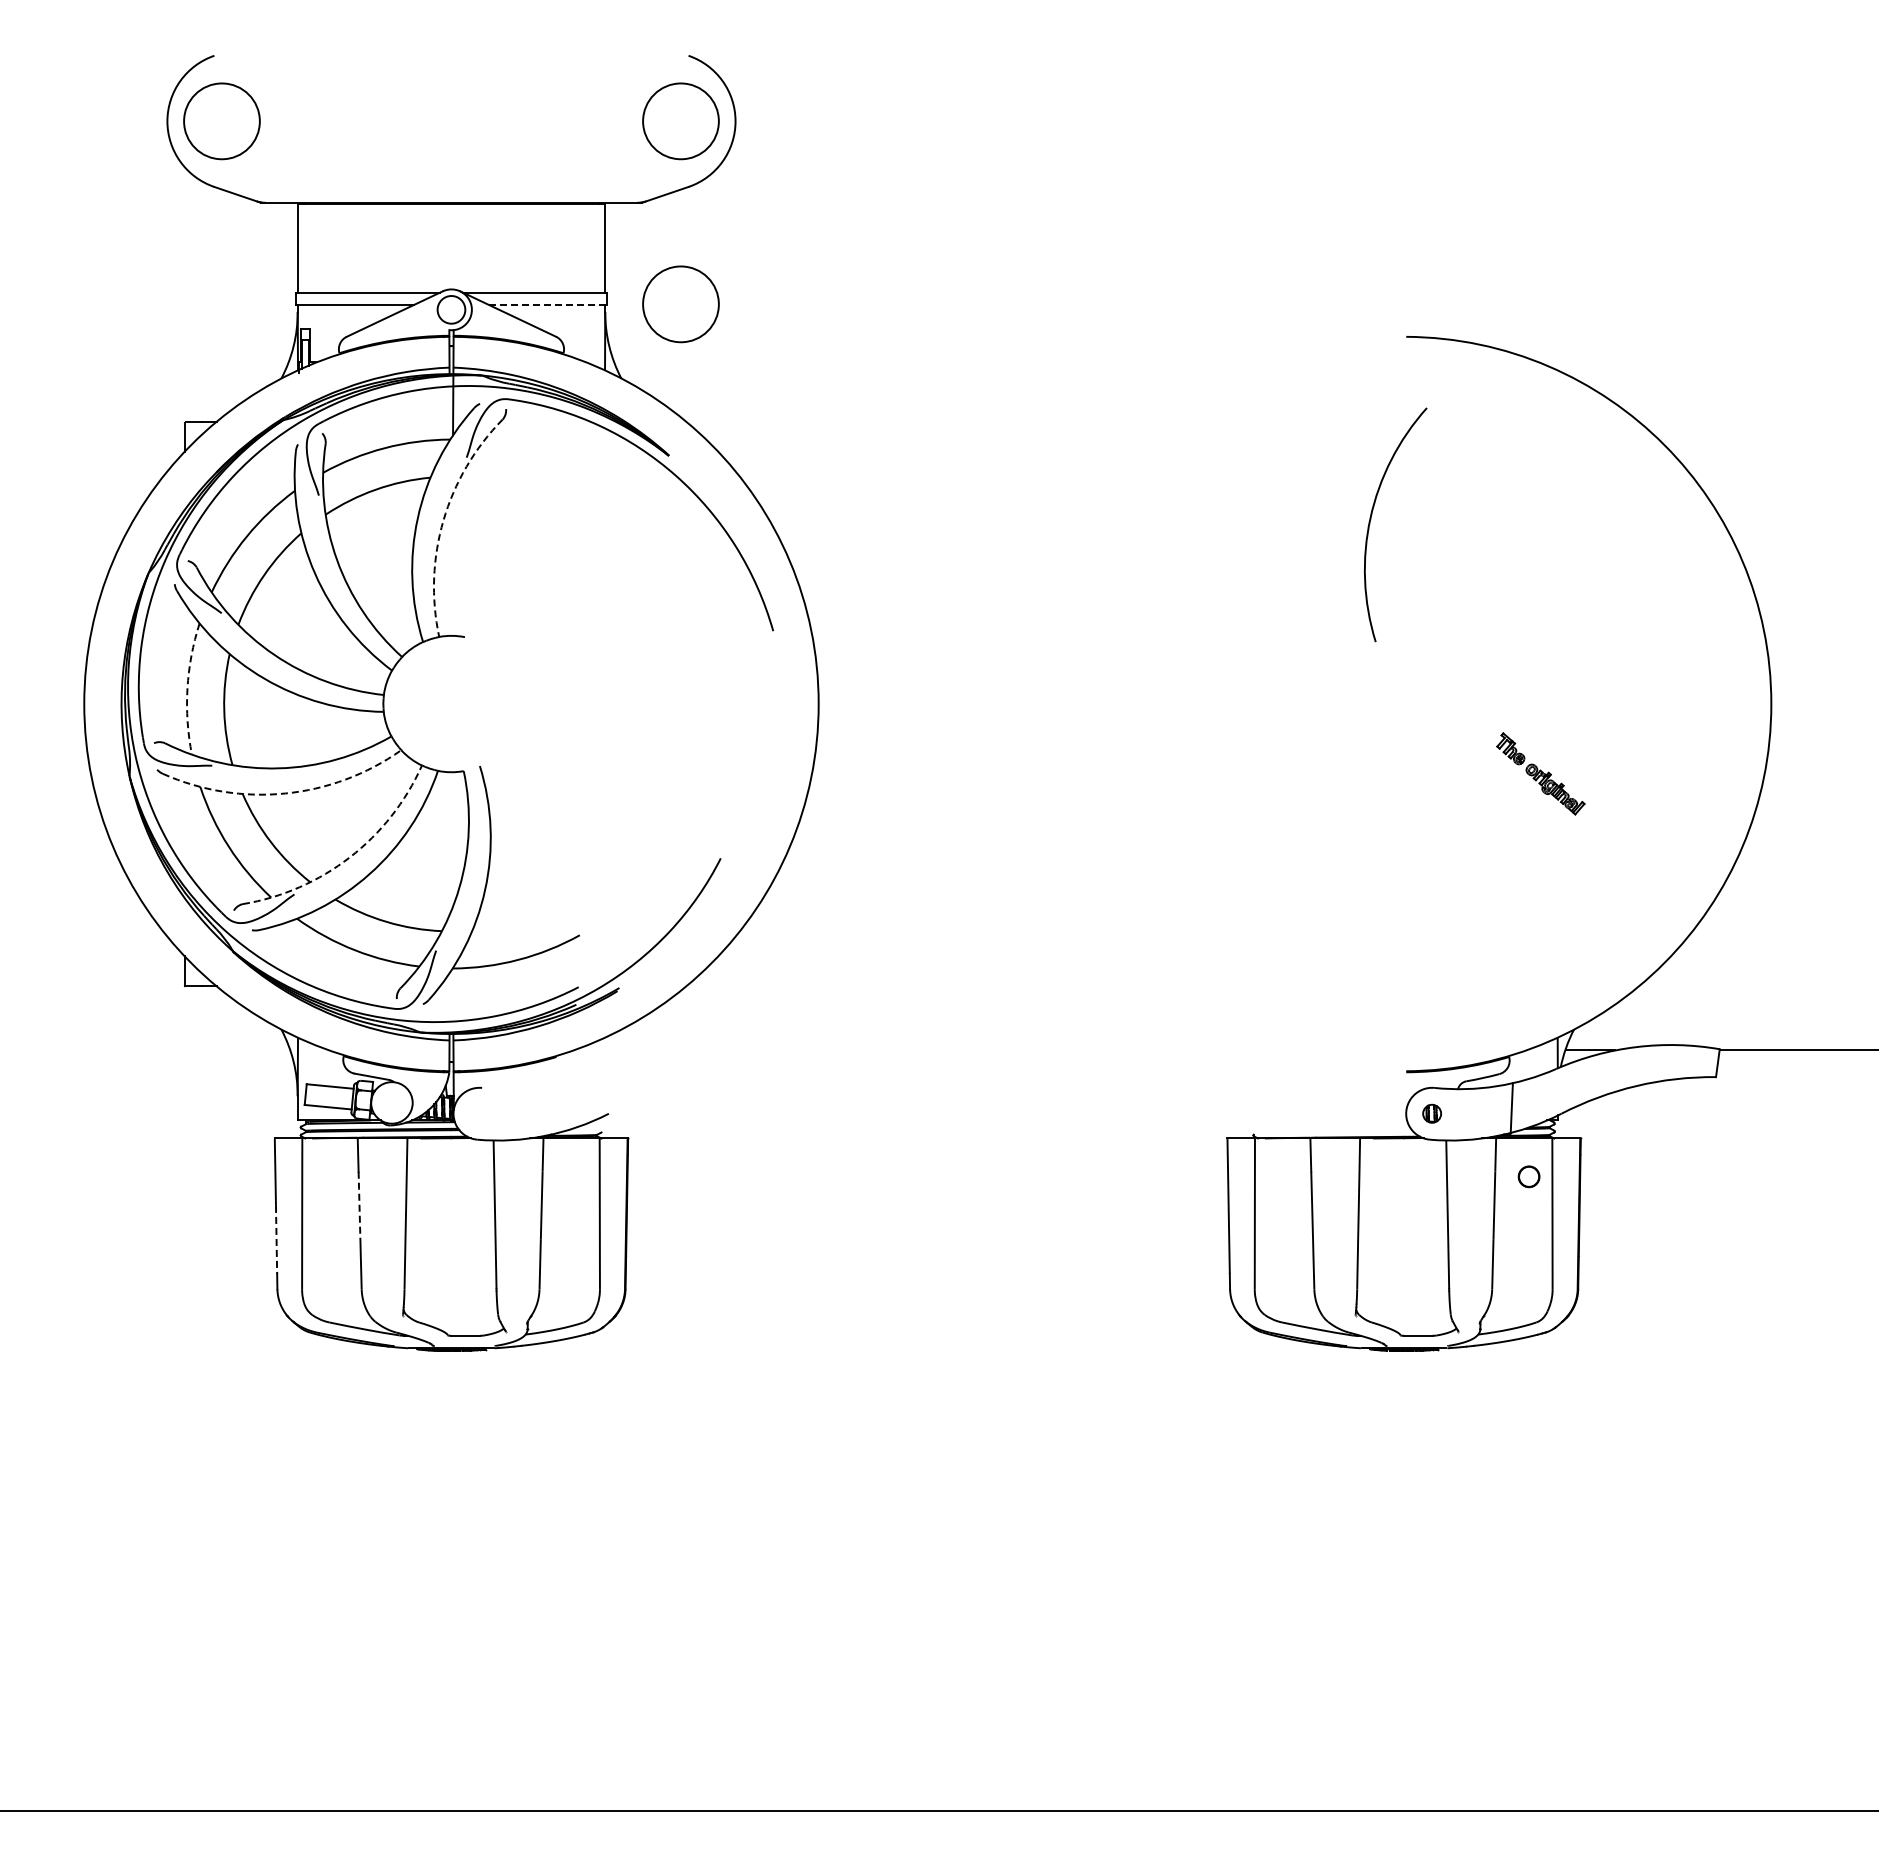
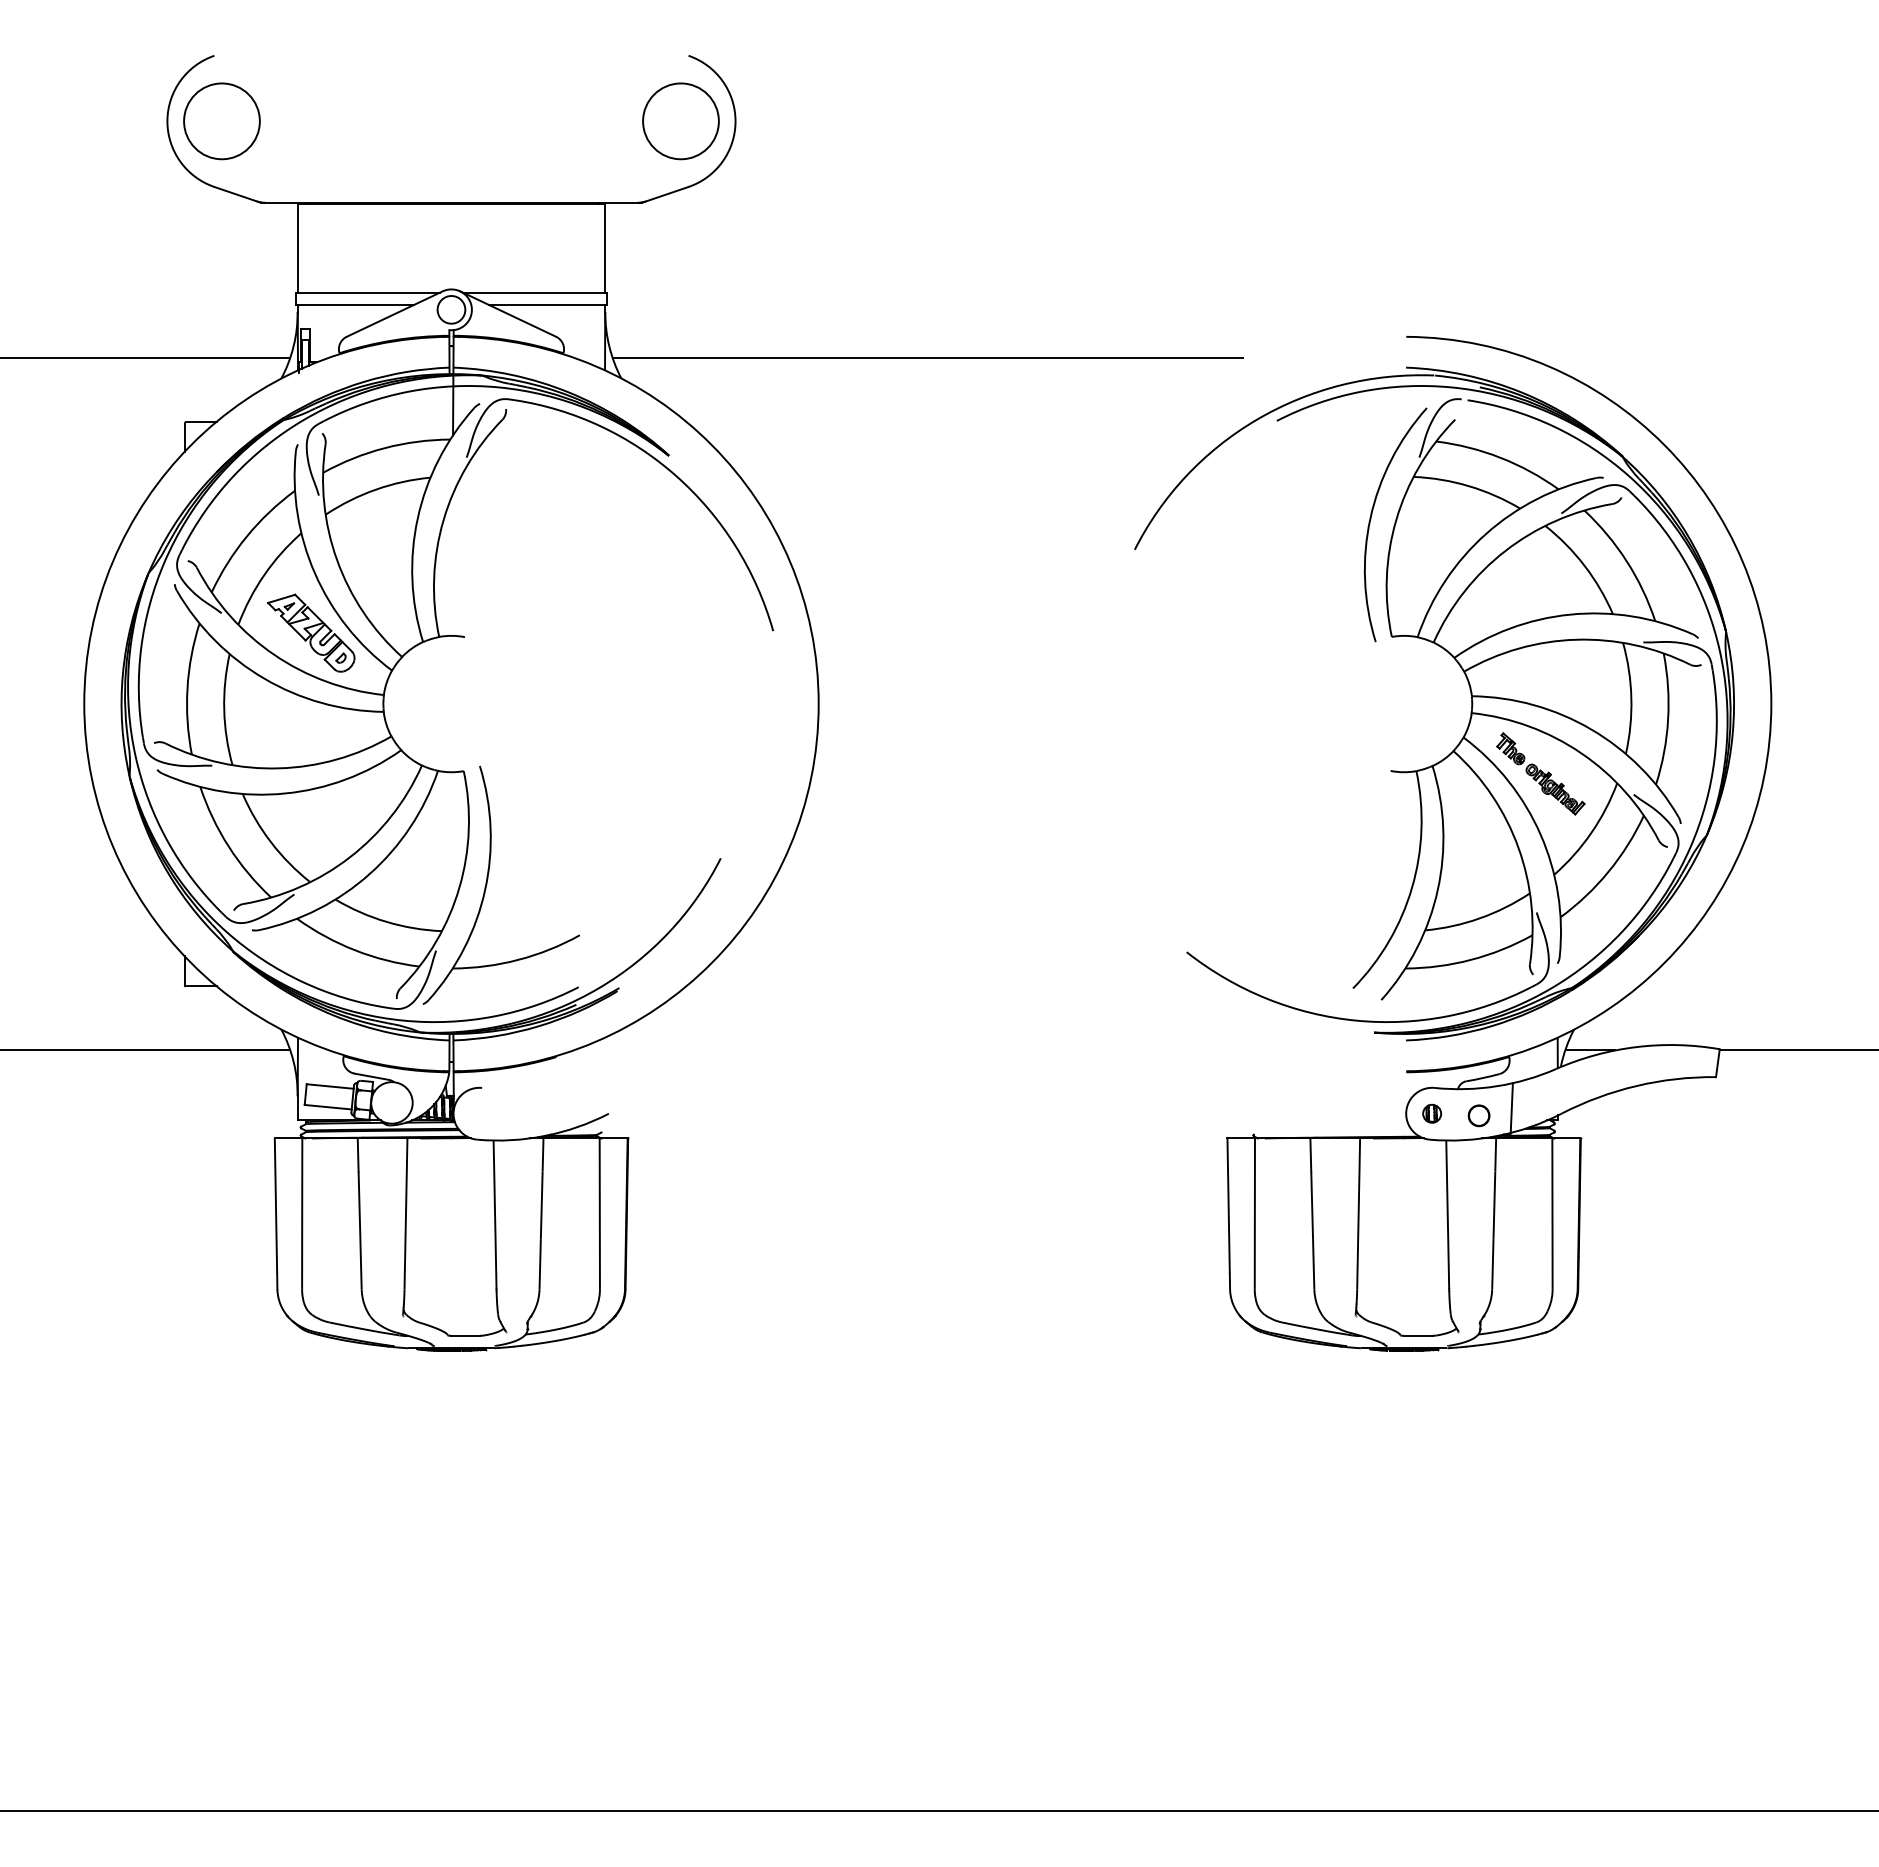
line: dashed -> solid (548, 304)
circle: present -> none (680, 304)
line: none -> present (145, 357)
line: none -> present (927, 357)
arc: dashed -> solid (443, 520)
part: none -> present (311, 632)
arc: dashed -> solid (187, 688)
part: none -> present (1470, 695)
arc: dashed -> solid (285, 793)
arc: dashed -> solid (349, 857)
line: none -> present (145, 1050)
part position: (1528, 1176) -> (1478, 1115) (1478, 1115)
line: dashed -> solid (359, 1205)
line: dashed -> solid (276, 1239)
